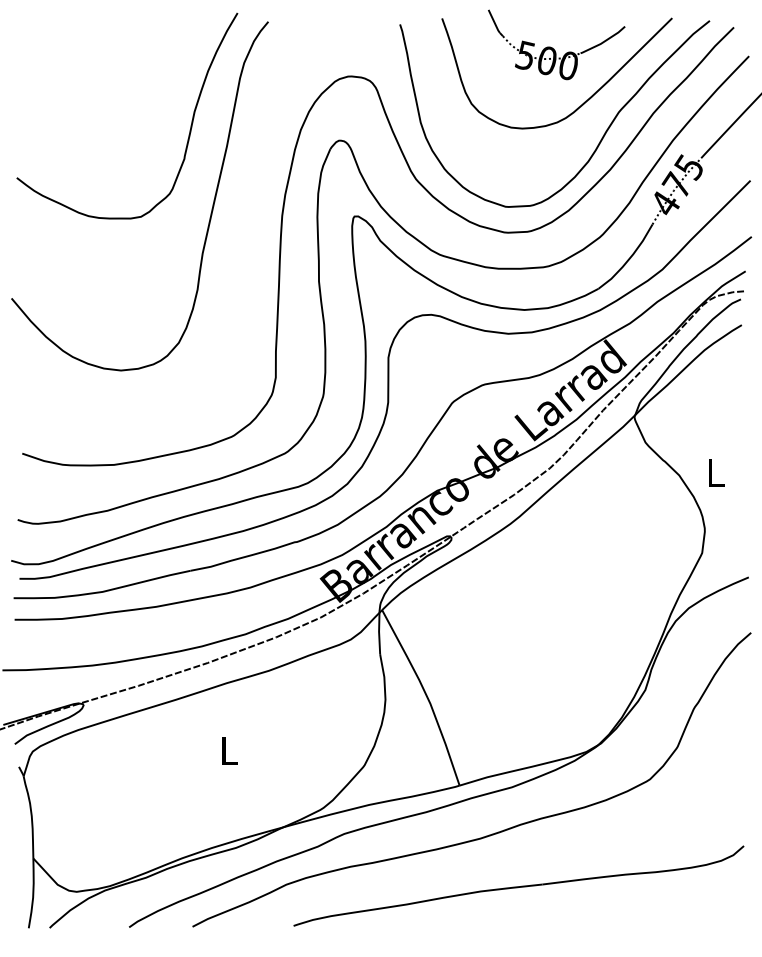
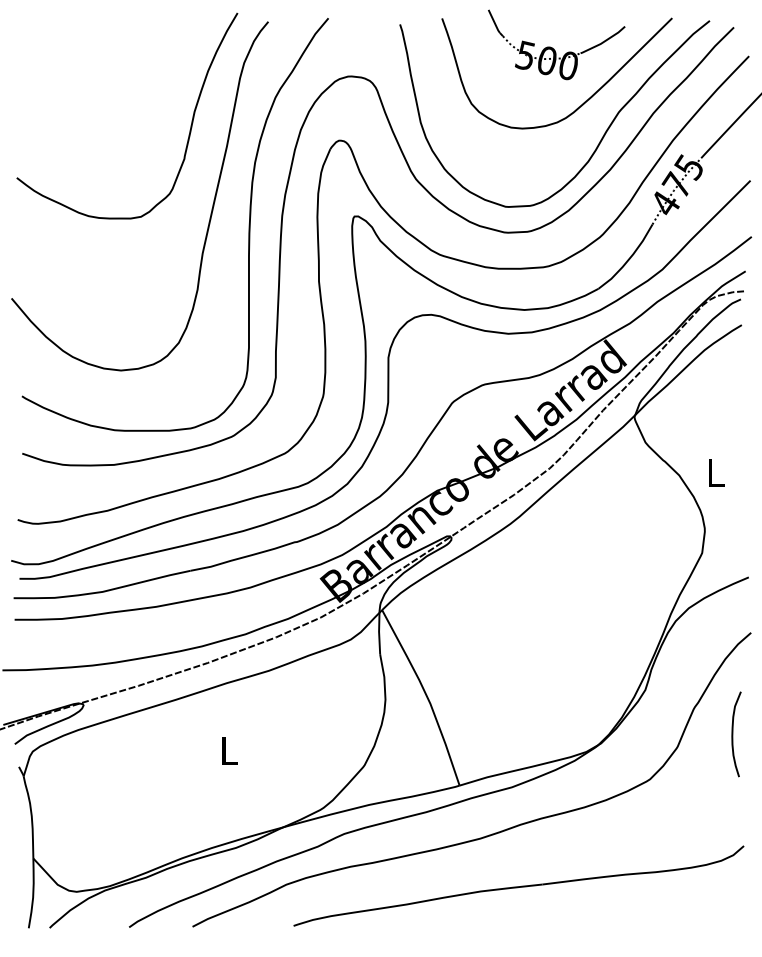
curve: none -> present (248, 224)
curve: none -> present (733, 734)
